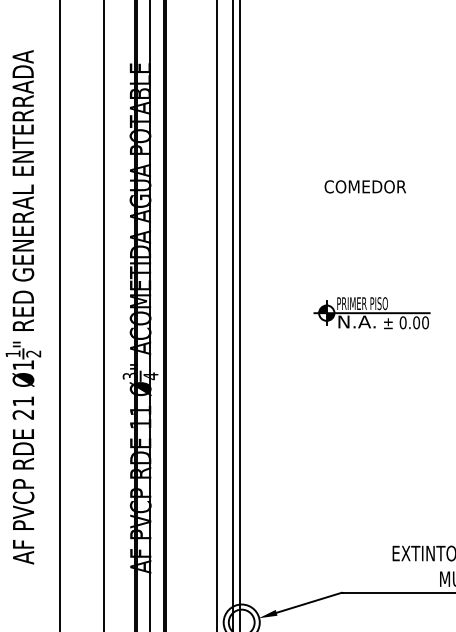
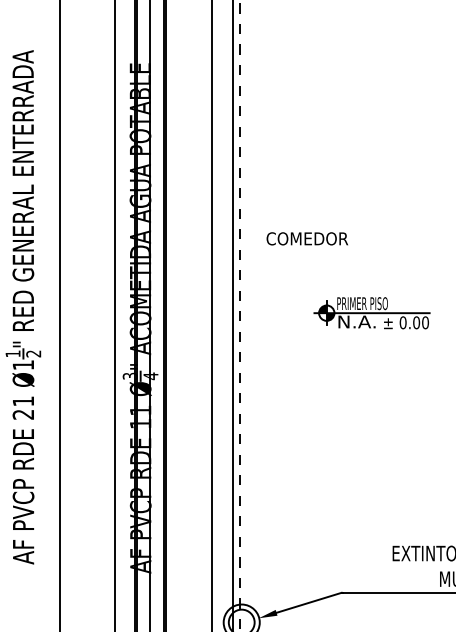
text position: (364, 186) -> (306, 238) (306, 238)
line position: (104, 315) -> (115, 315) (115, 315)
line position: (217, 315) -> (212, 315) (212, 315)
line: solid -> dashed (240, 316)
